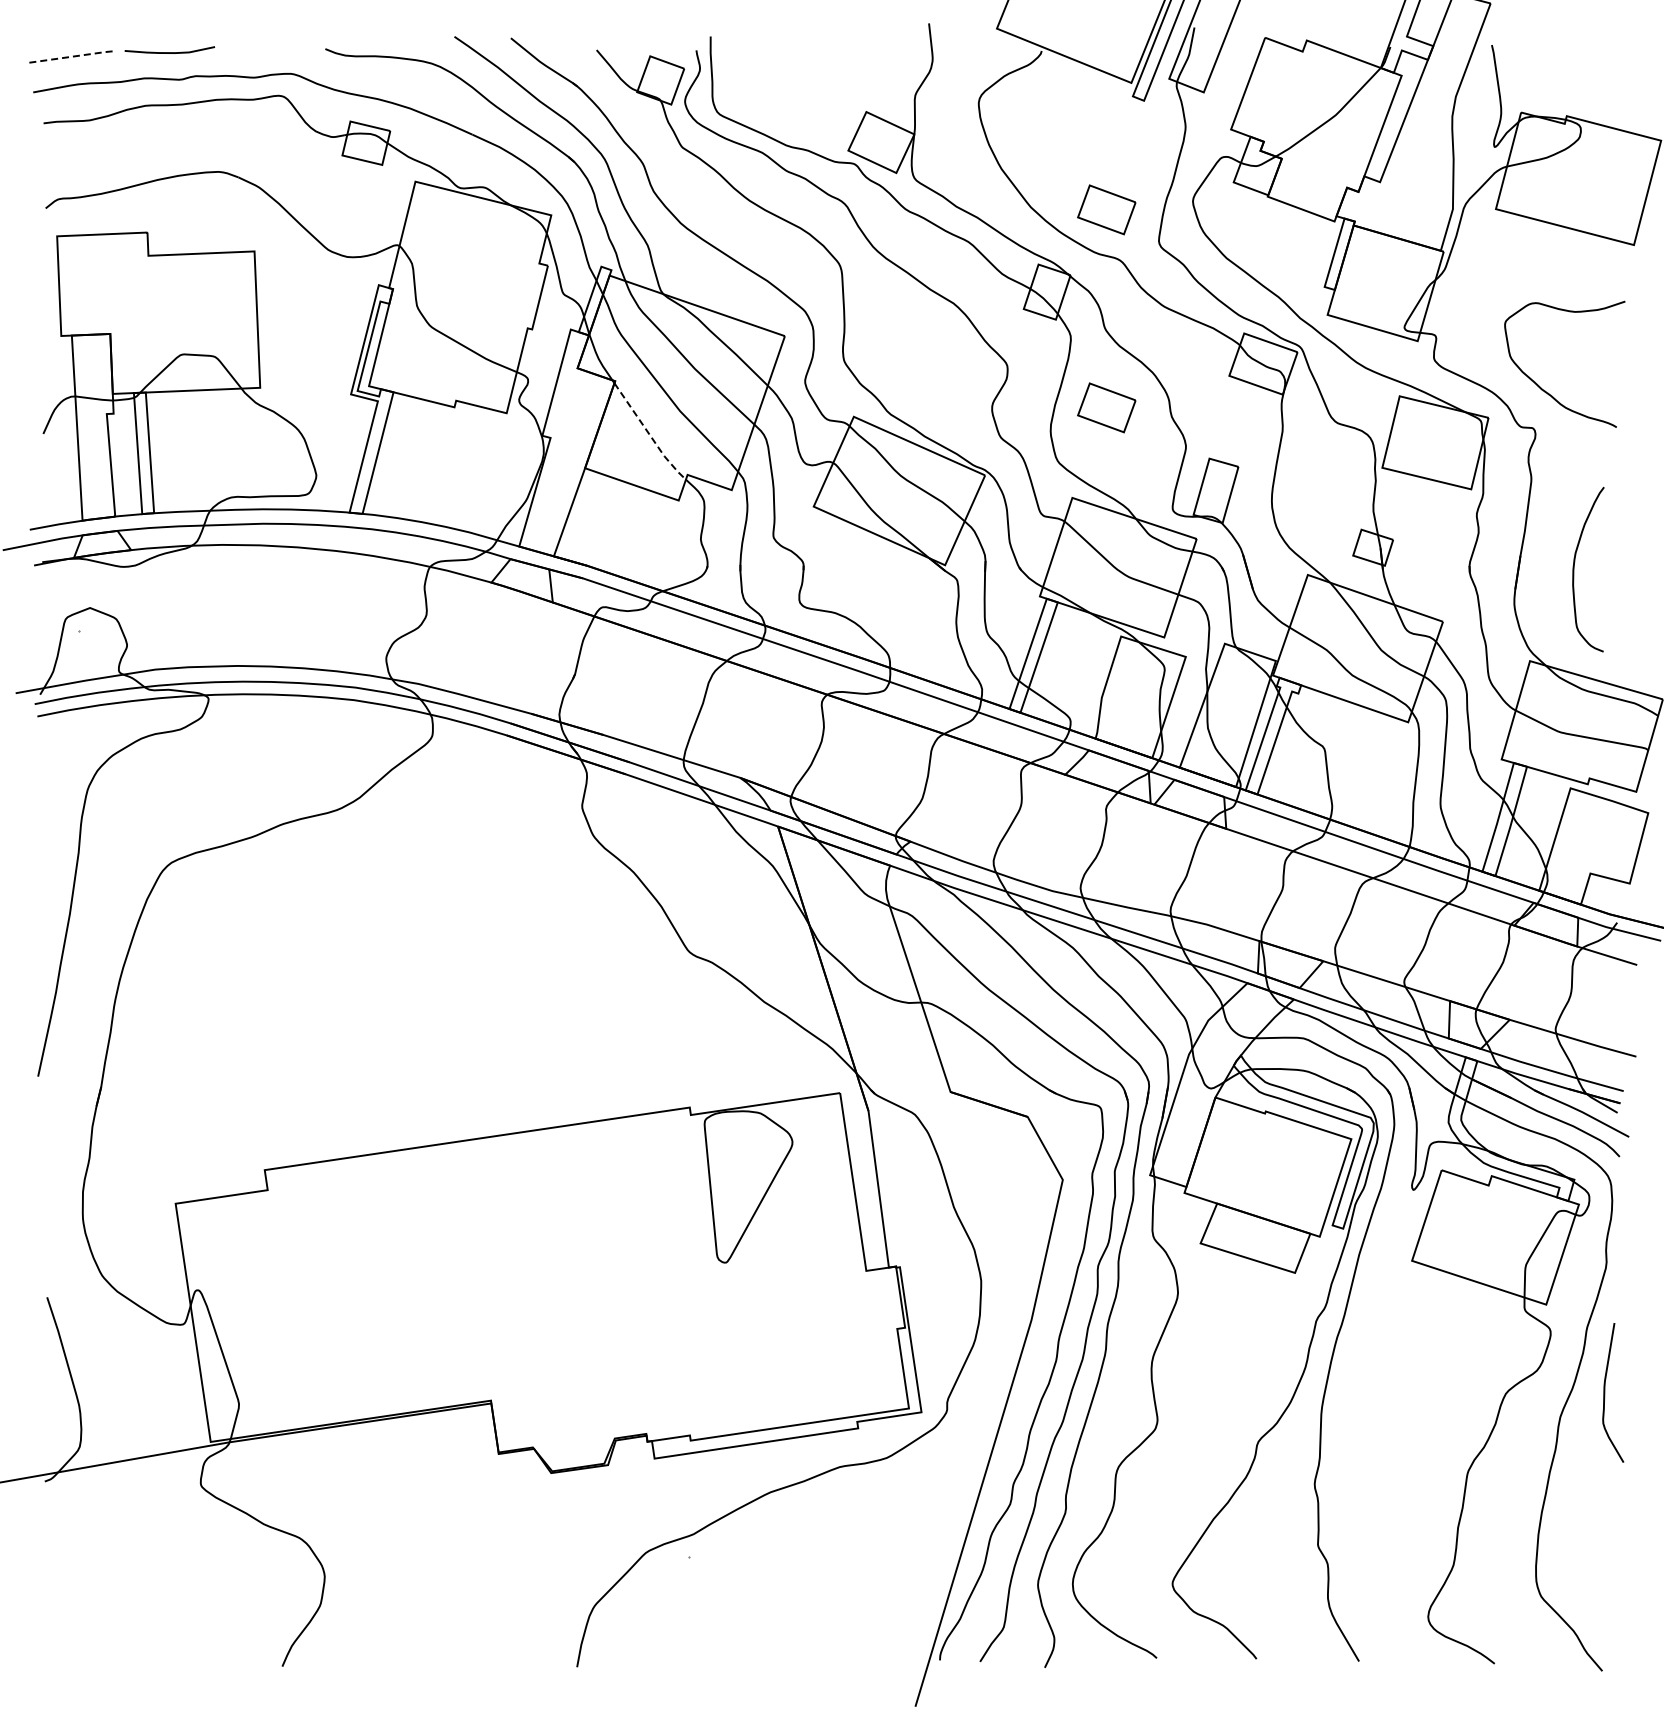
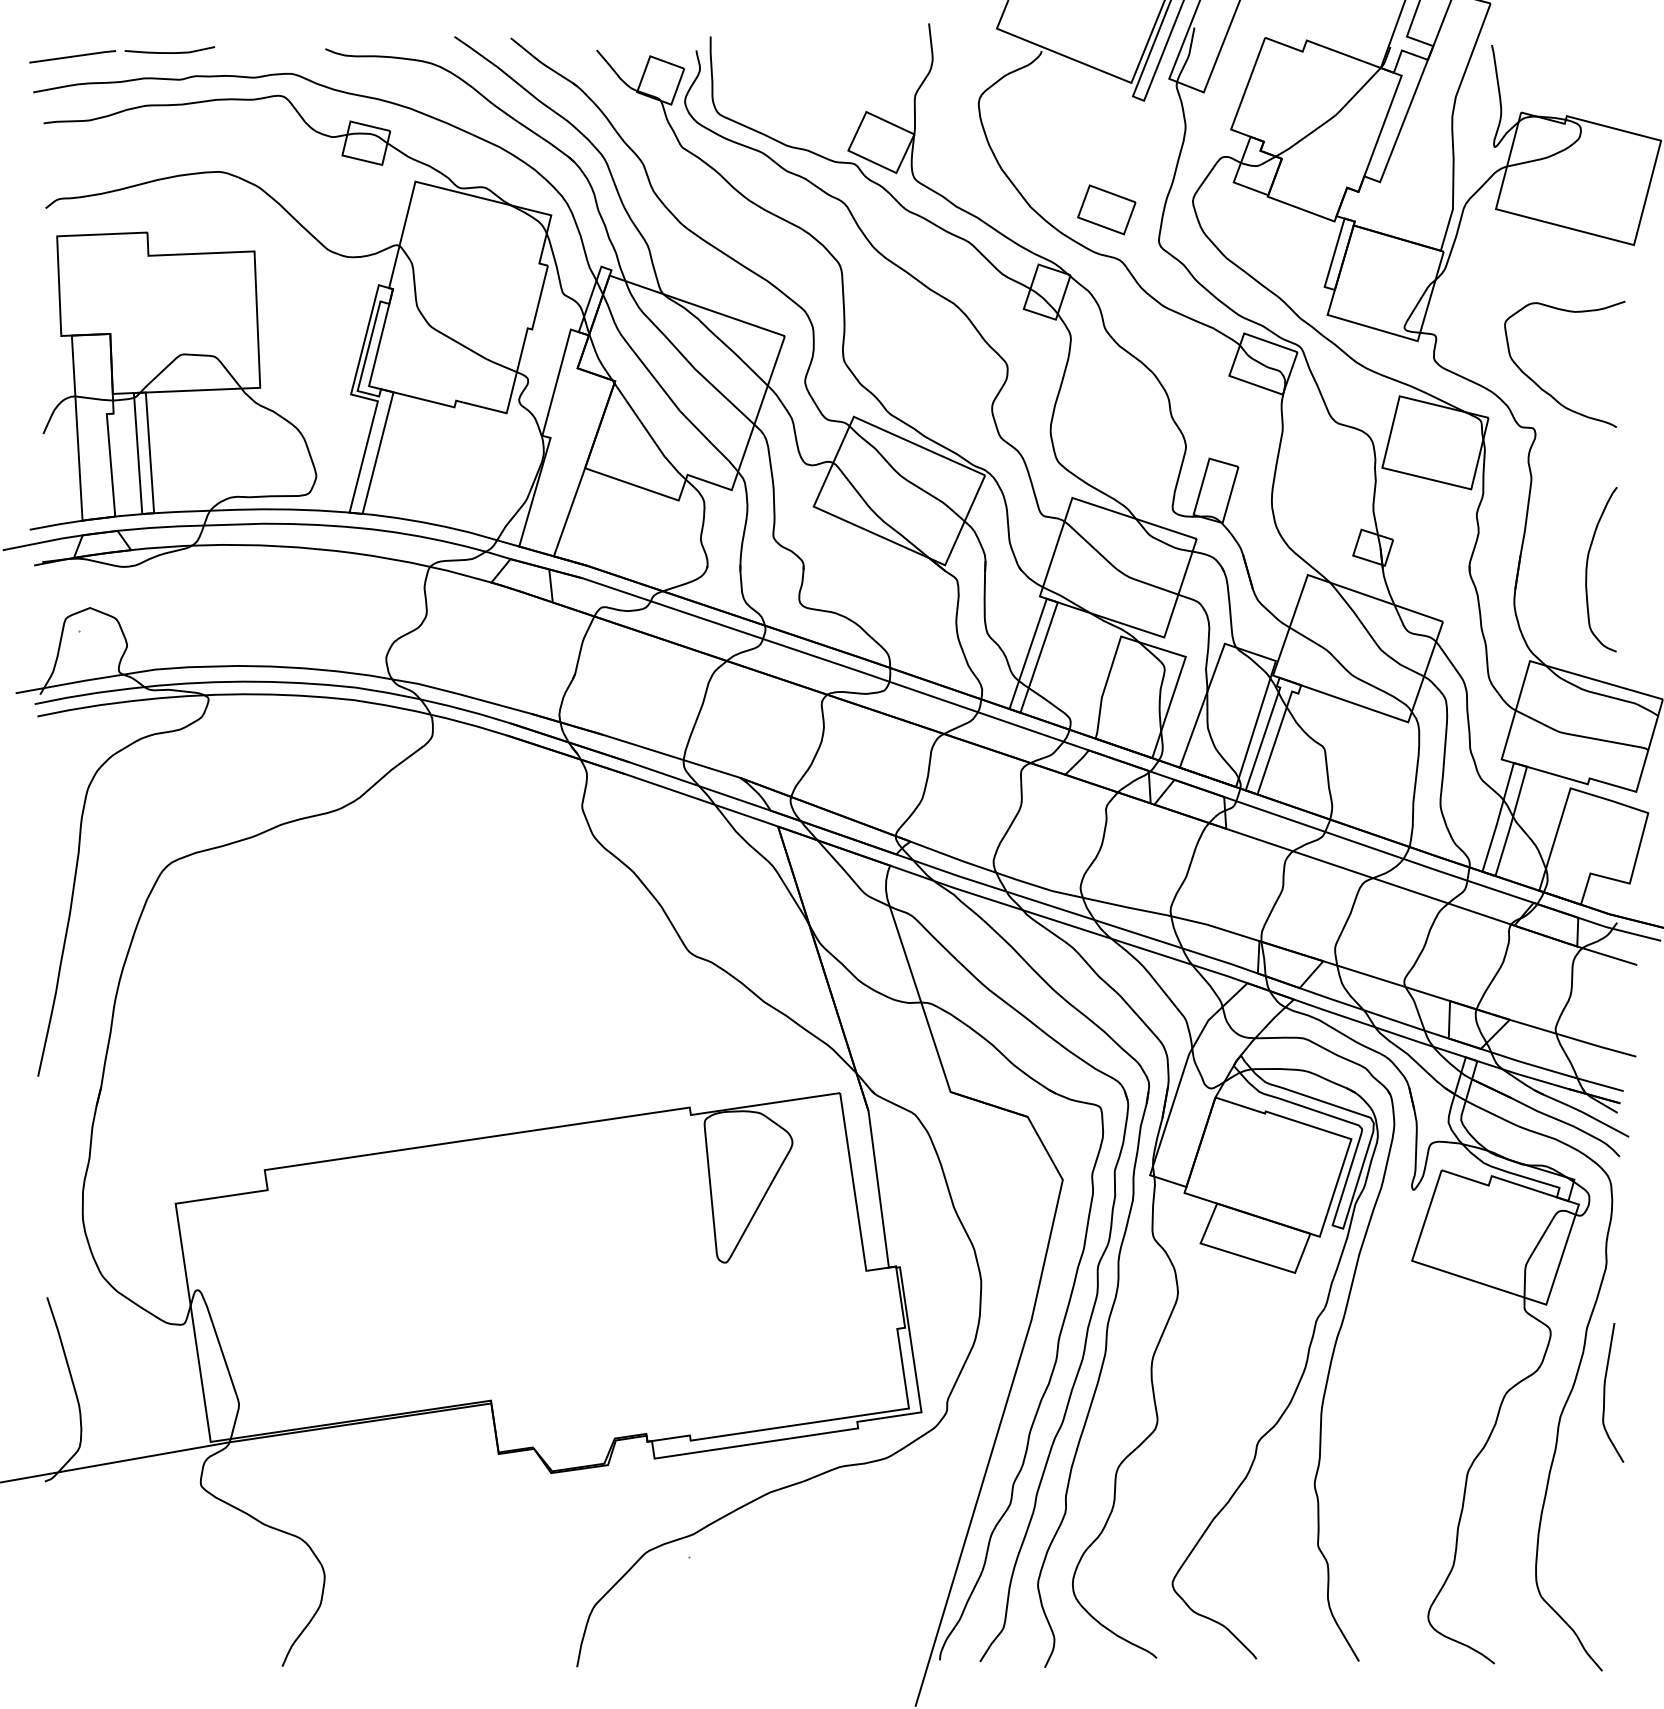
line: dashed -> solid (73, 56)
part: present -> none (1106, 407)
line: dashed -> solid (649, 434)
curve position: (1574, 569) -> (1587, 569) (1587, 569)
